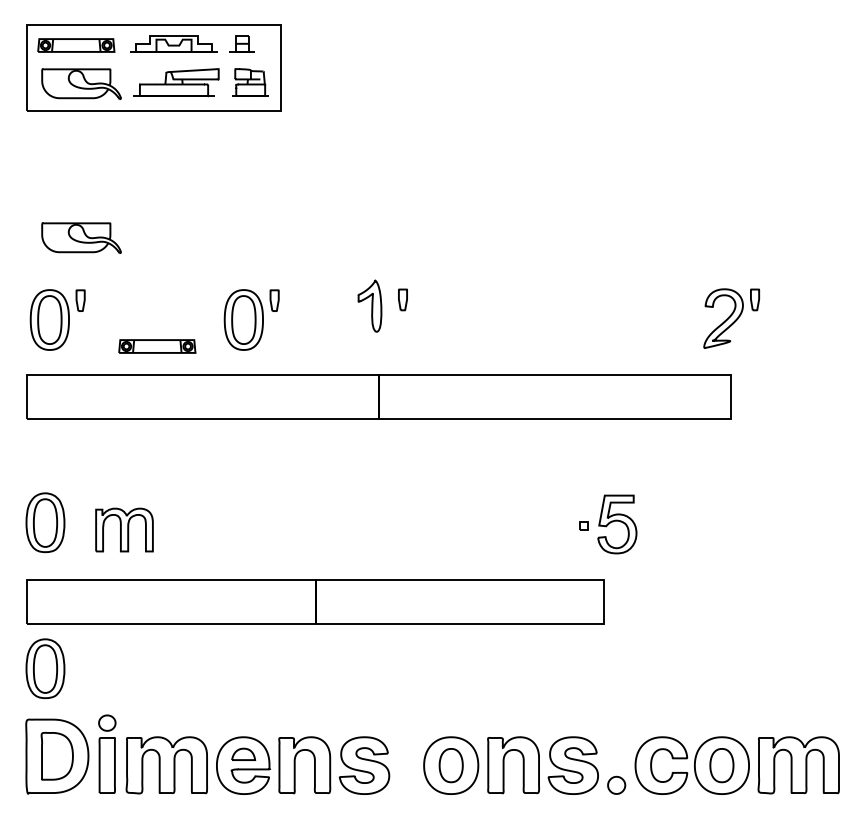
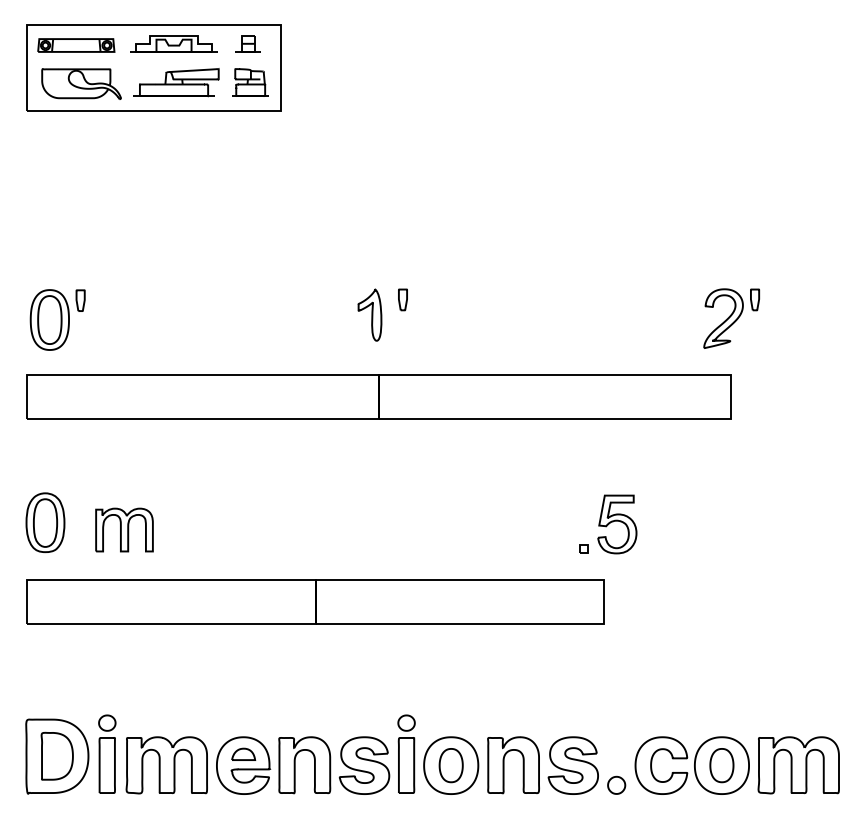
part position: (241, 43) -> (247, 43) (247, 43)
part: present -> none (81, 237)
part position: (369, 305) -> (369, 314) (369, 314)
part: present -> none (251, 319)
part: present -> none (157, 346)
part position: (583, 525) -> (583, 548) (583, 548)
part: present -> none (45, 668)
part: none -> present (406, 753)
